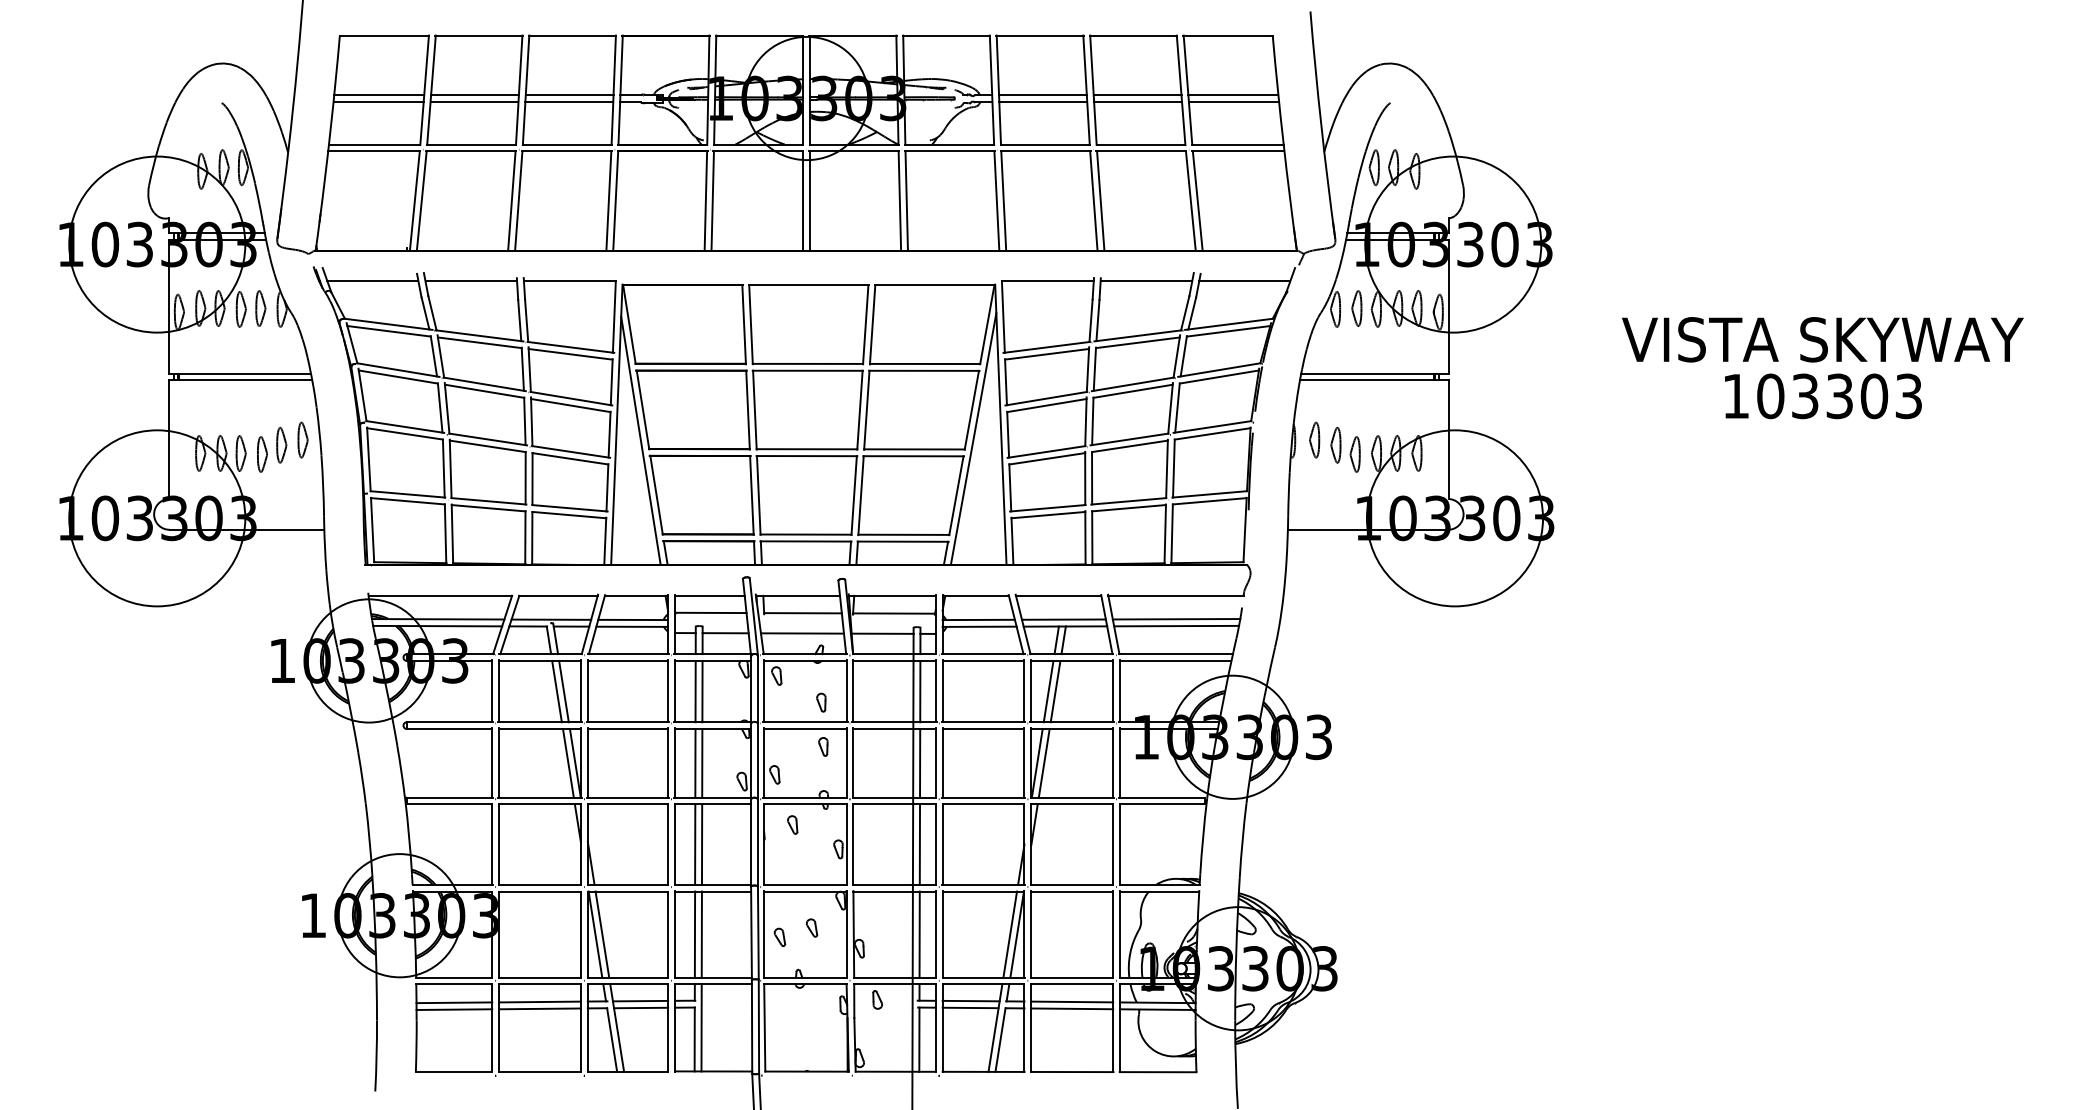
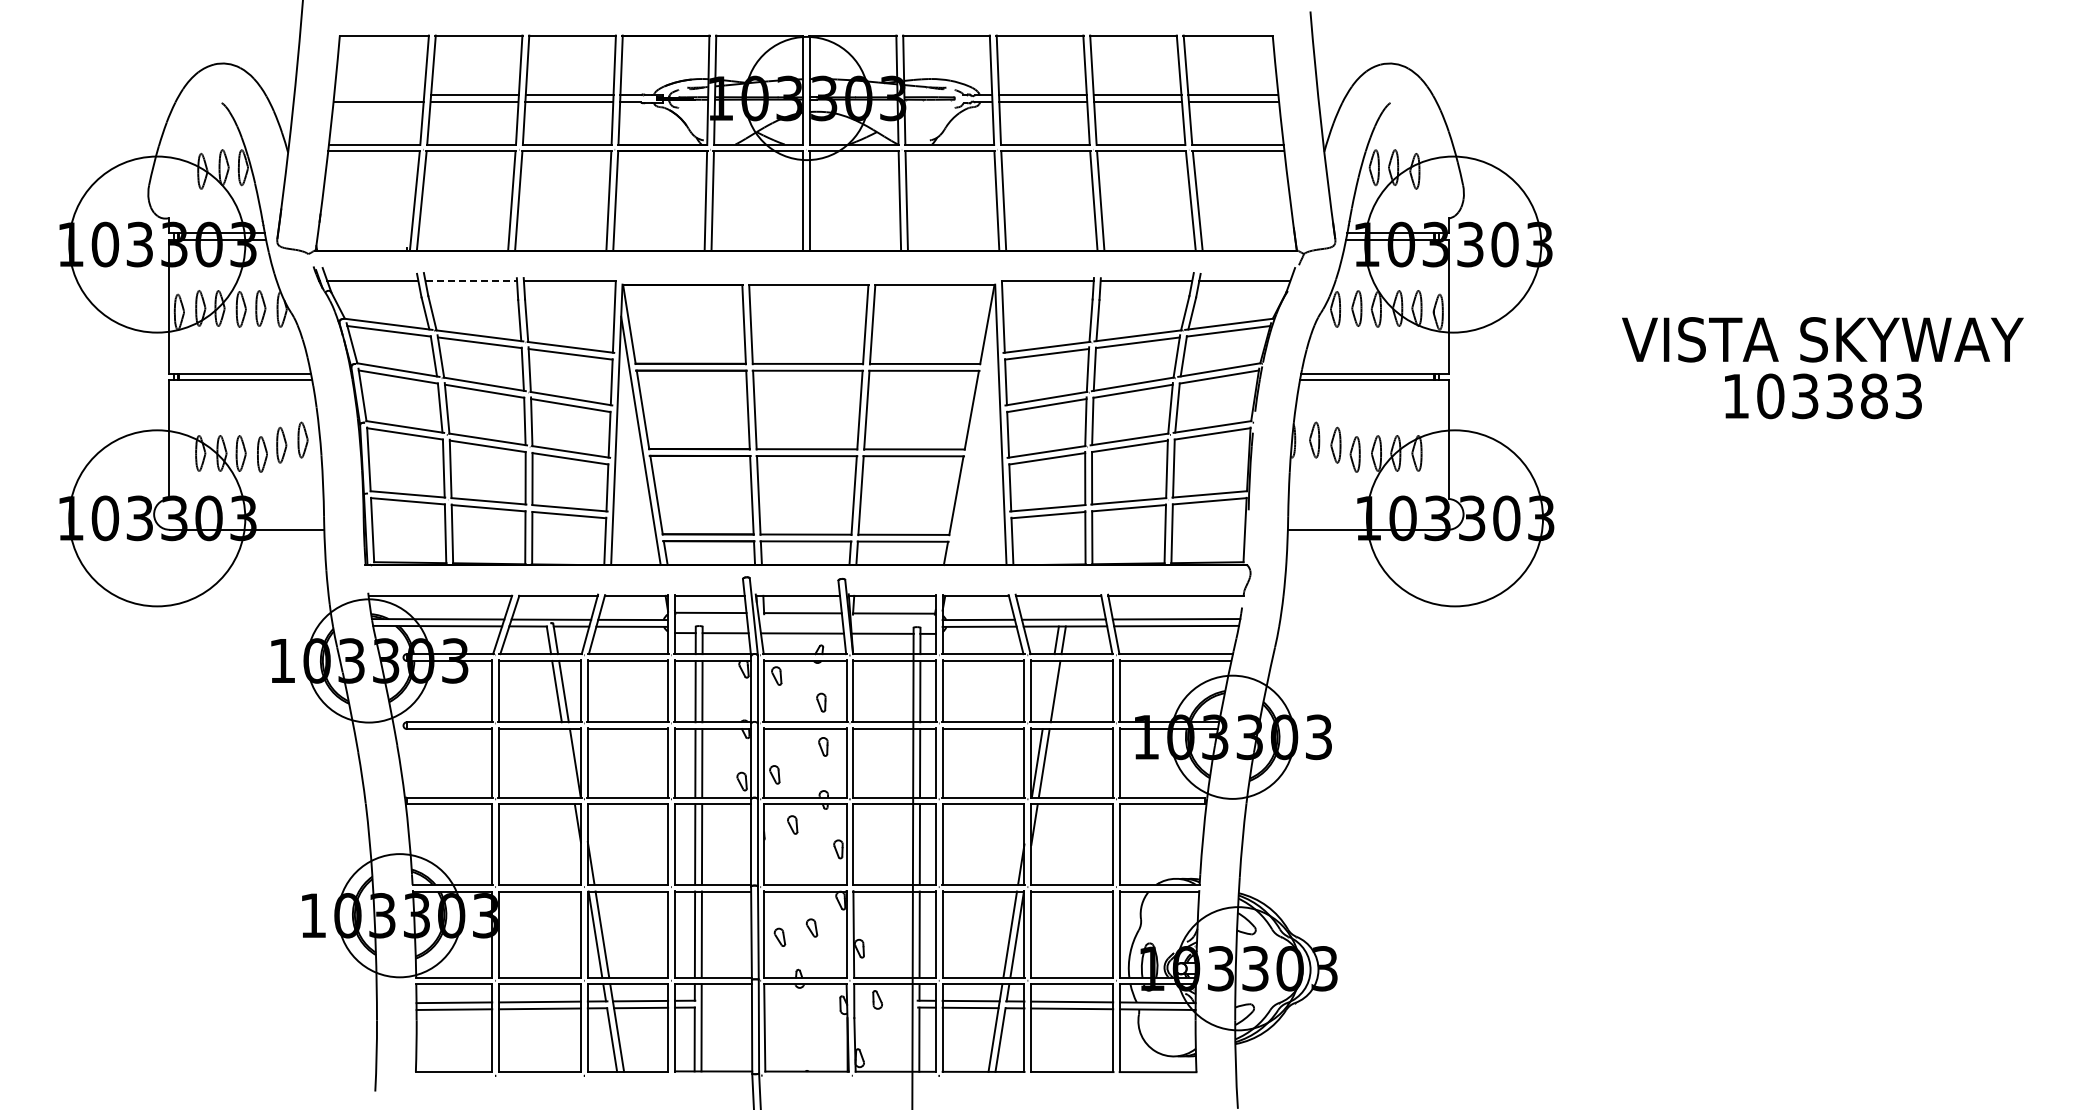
line: present -> none (379, 95)
line: solid -> dashed (471, 281)
text: 103303 -> 103383 (1874, 395)
line: present -> none (973, 439)
line: present -> none (1048, 691)
line: present -> none (568, 763)
